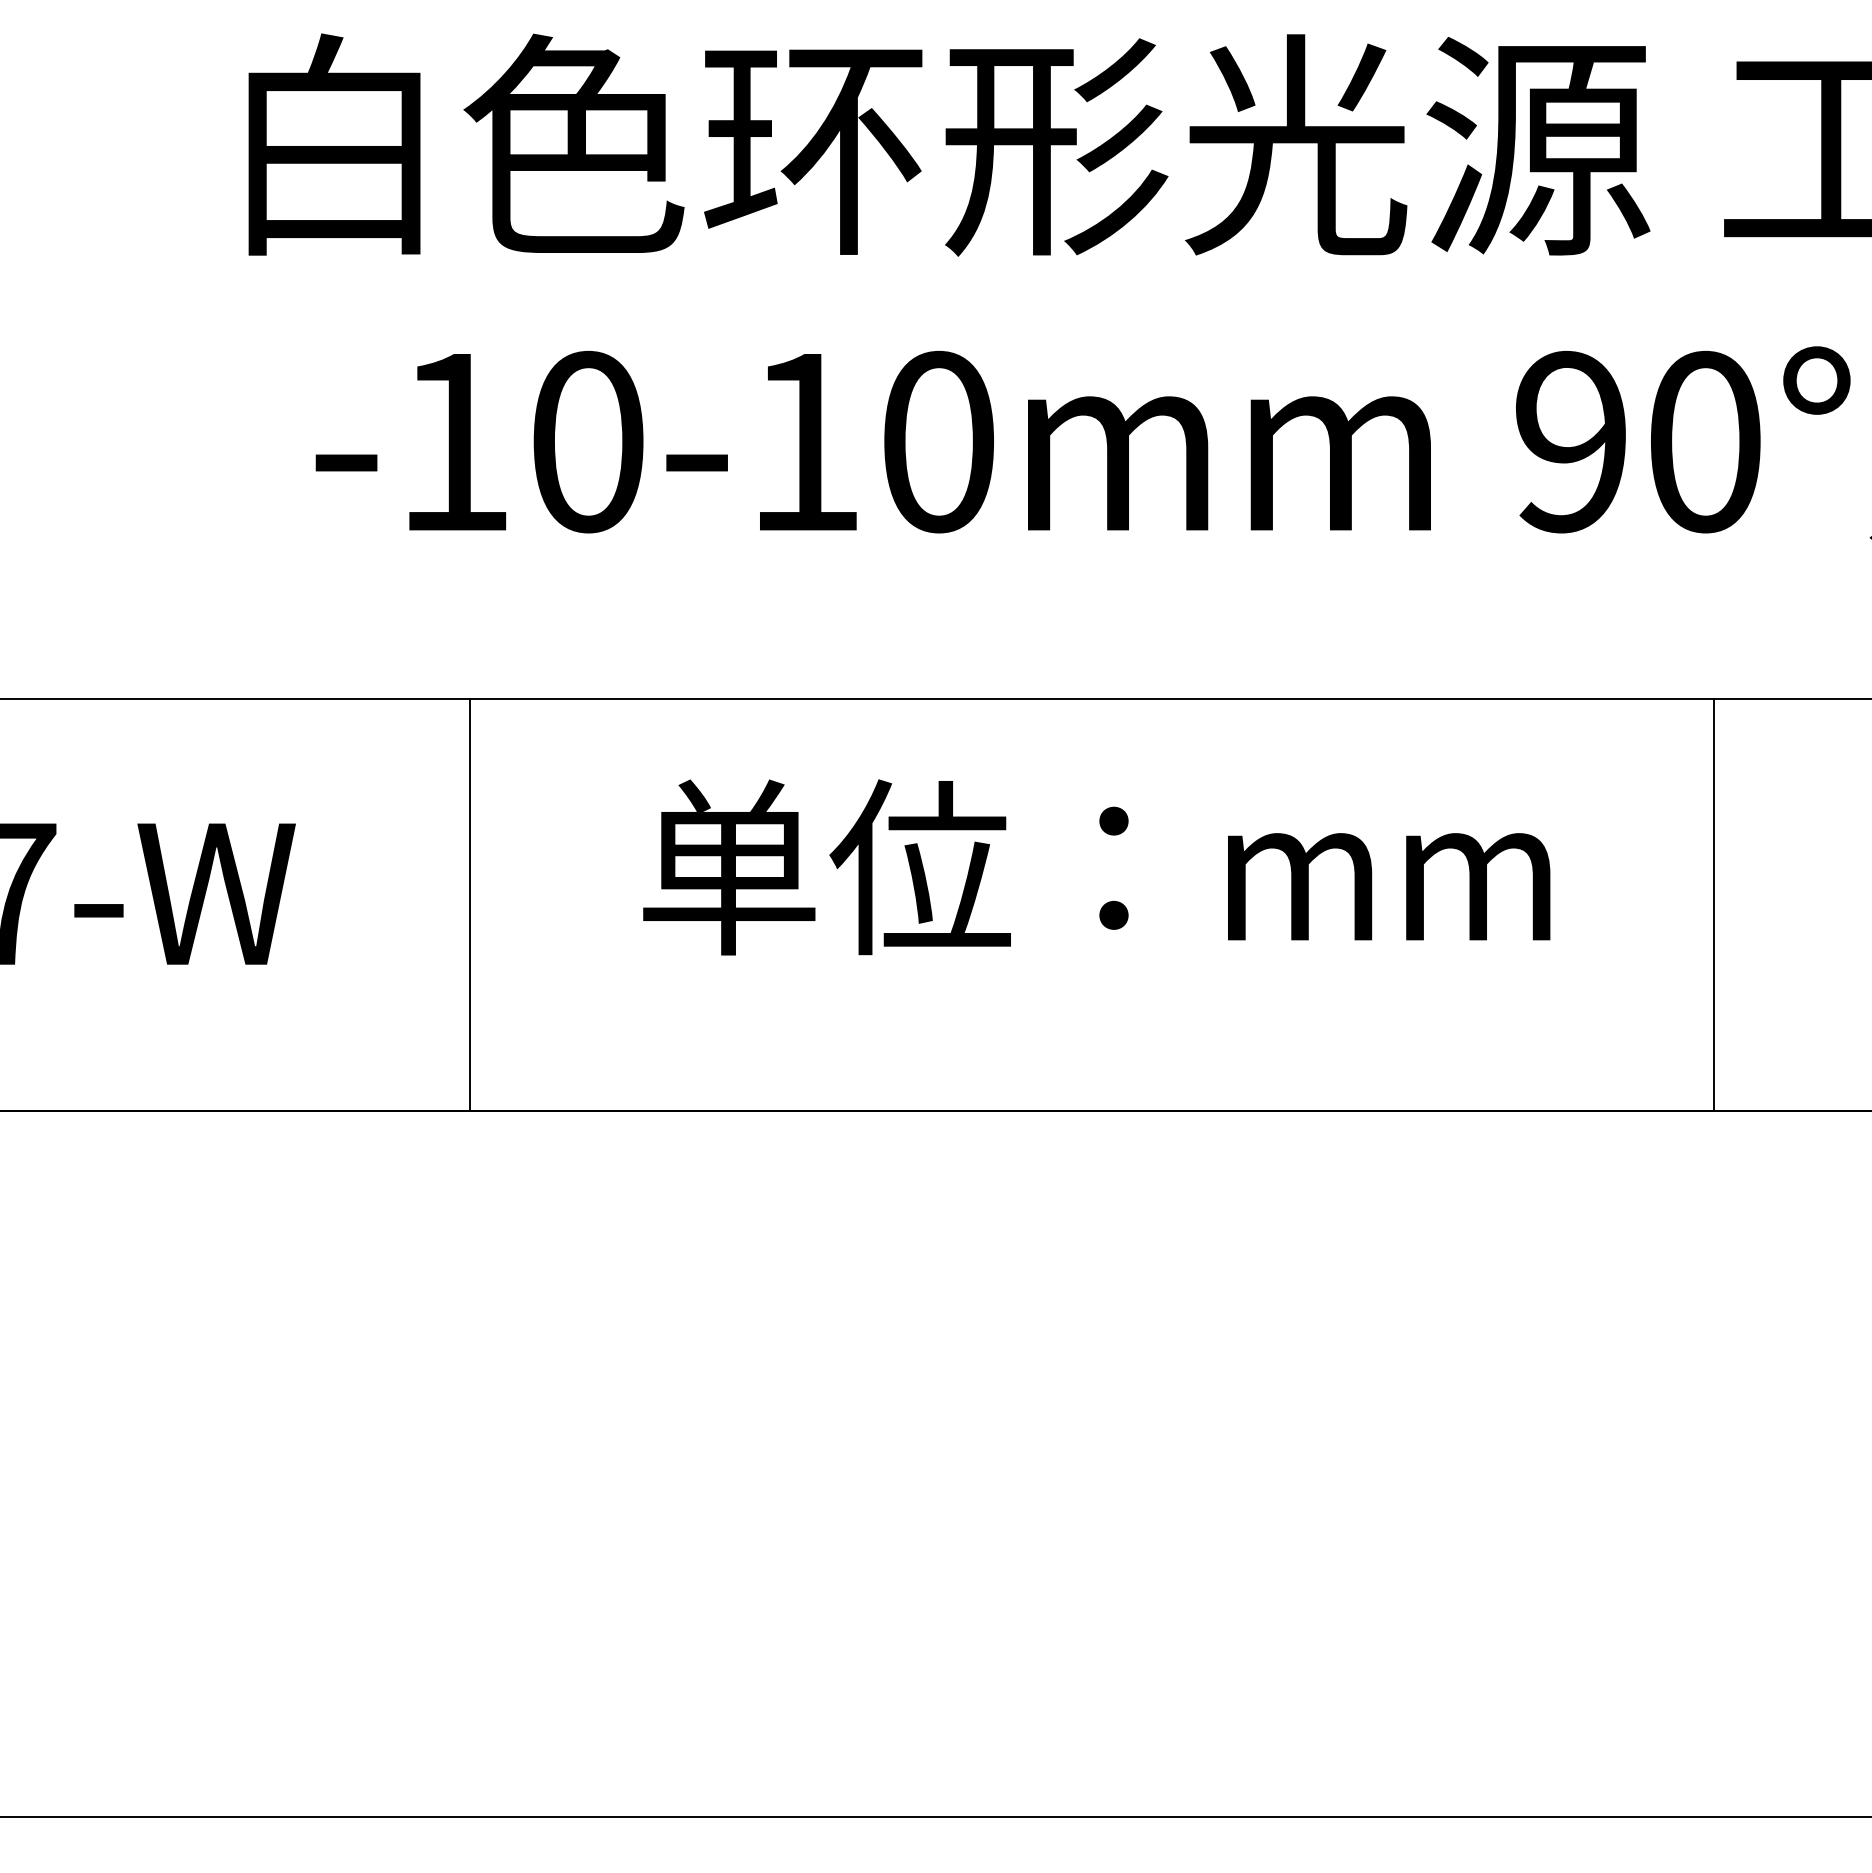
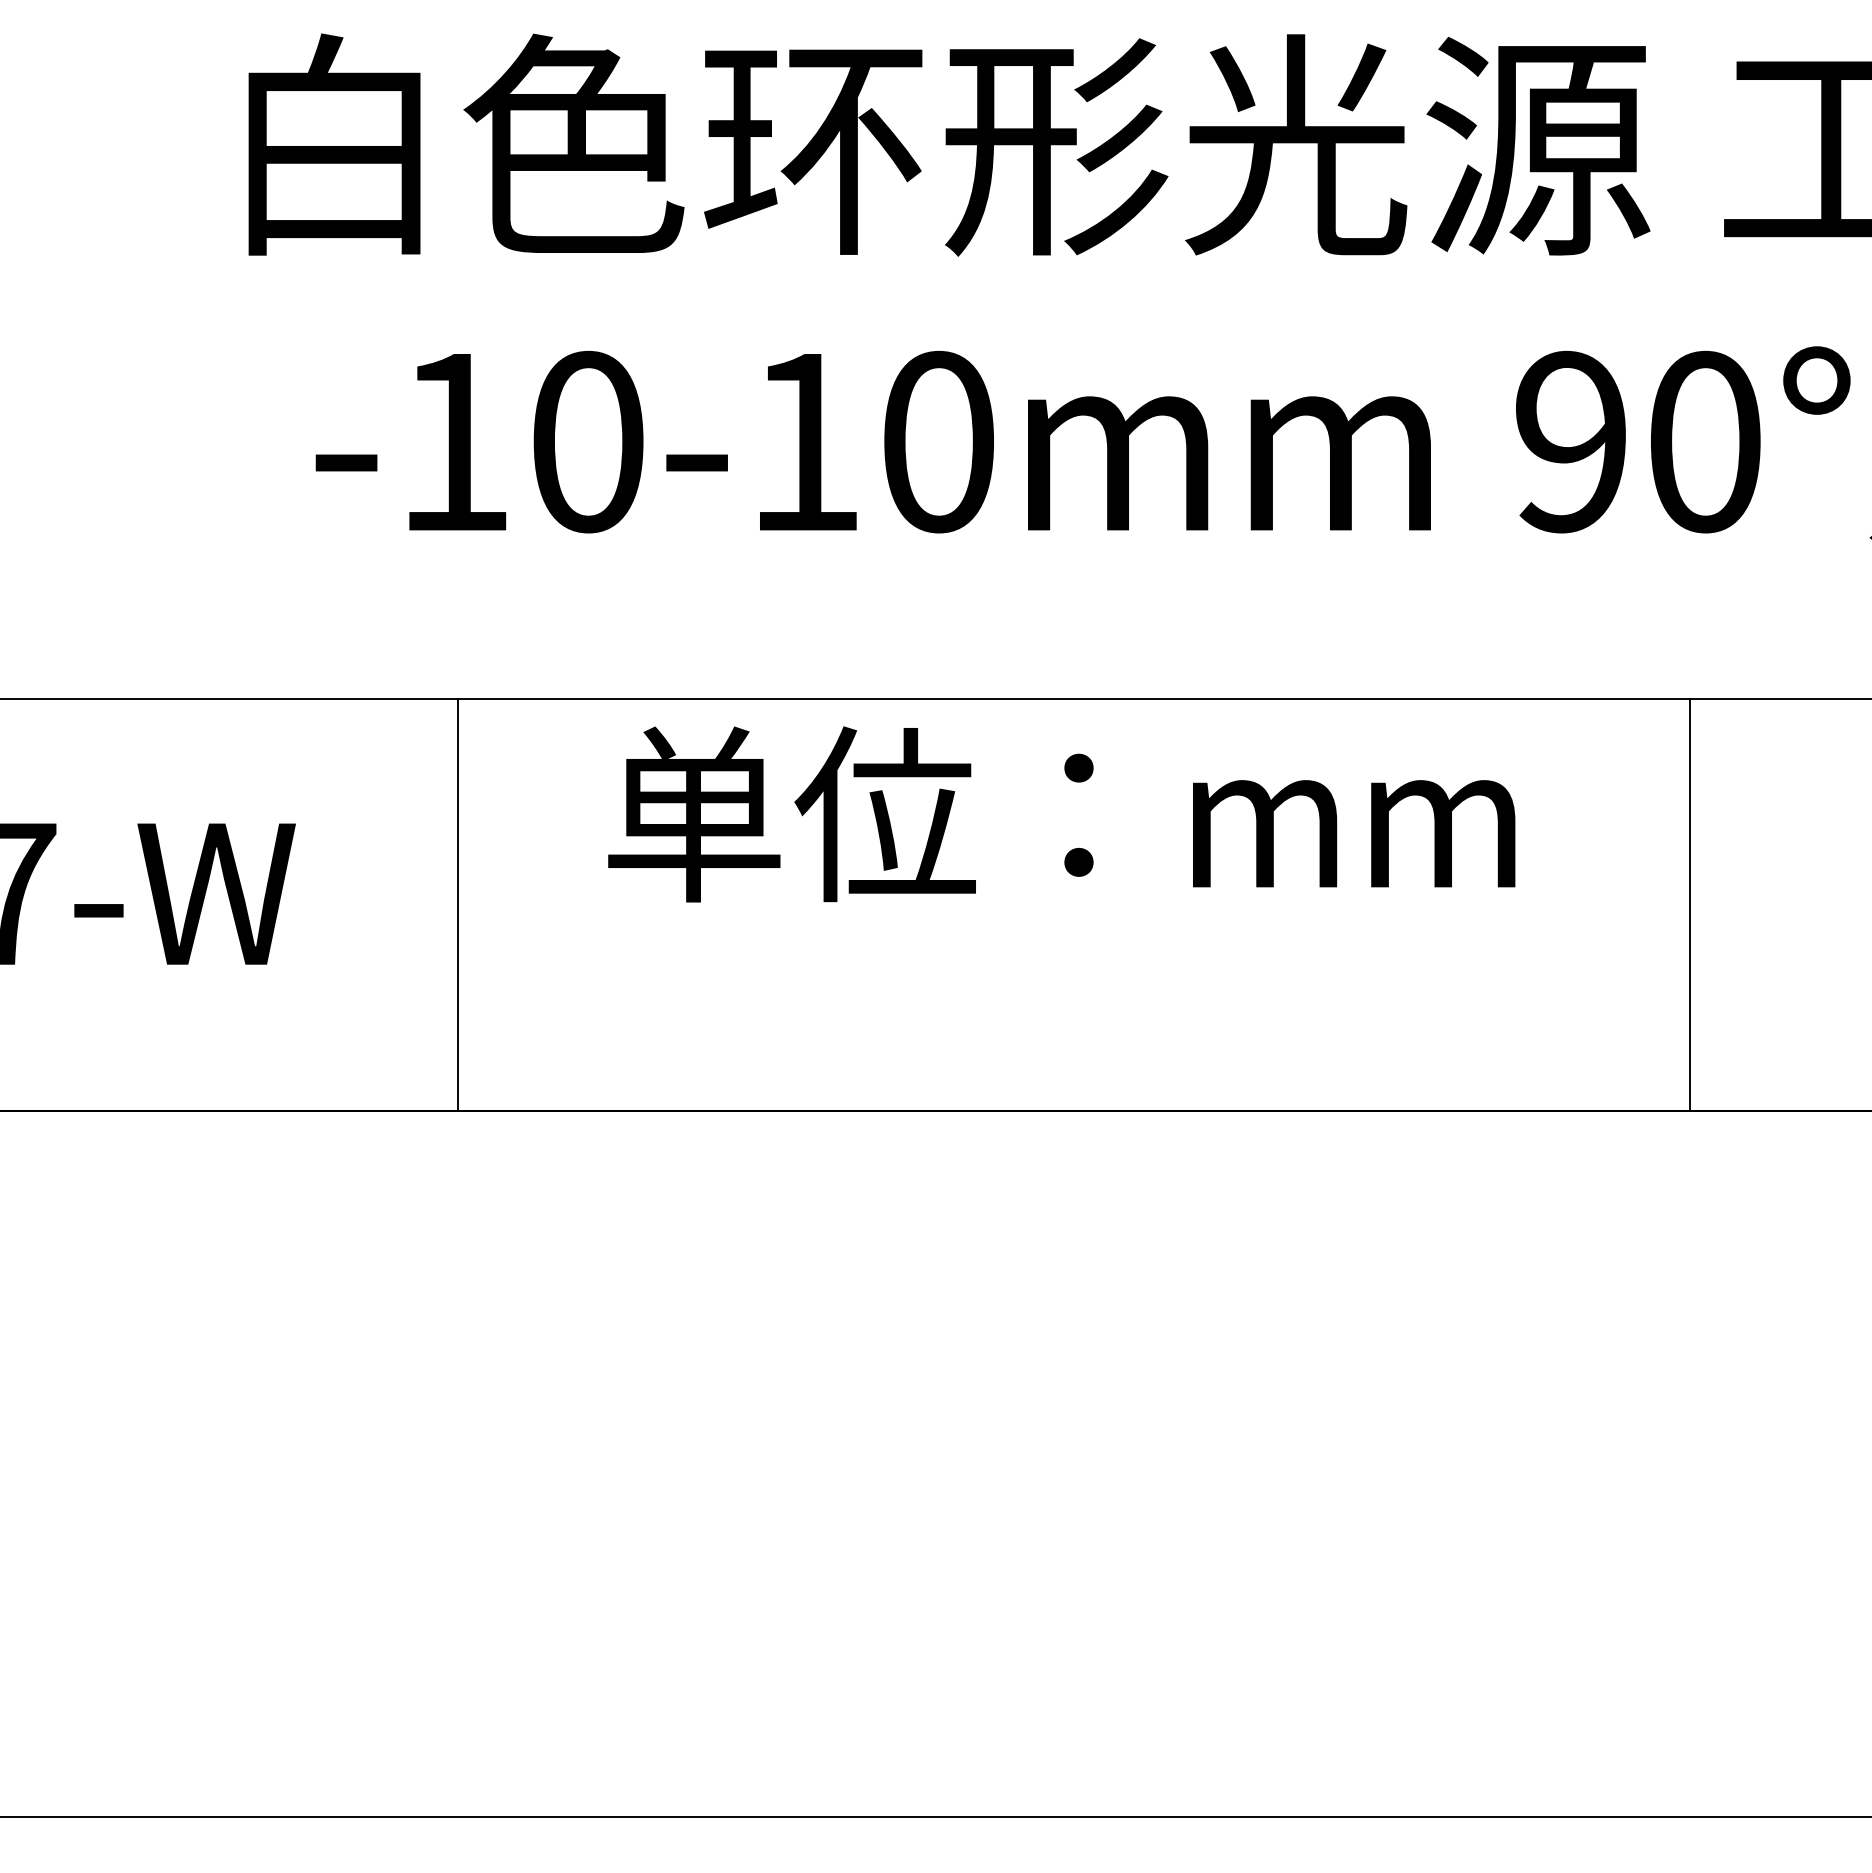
text position: (1096, 867) -> (1061, 814) (1061, 814)
line position: (470, 905) -> (458, 905) (458, 905)
line position: (1714, 905) -> (1690, 905) (1690, 905)
